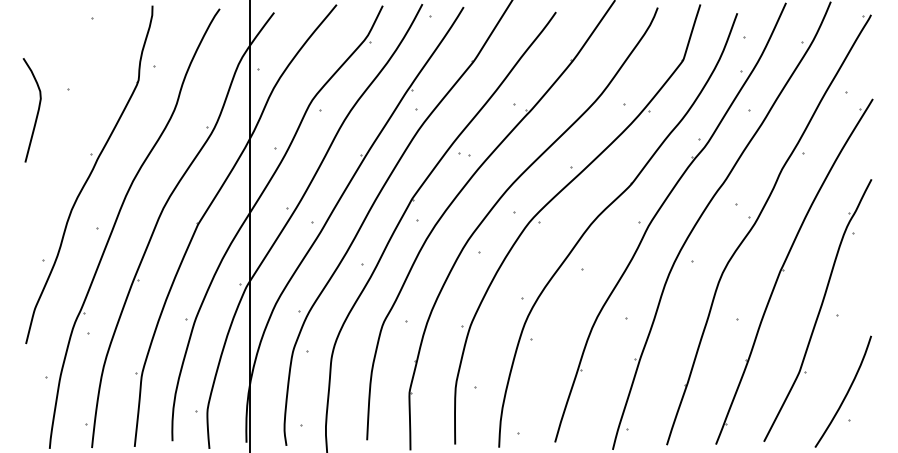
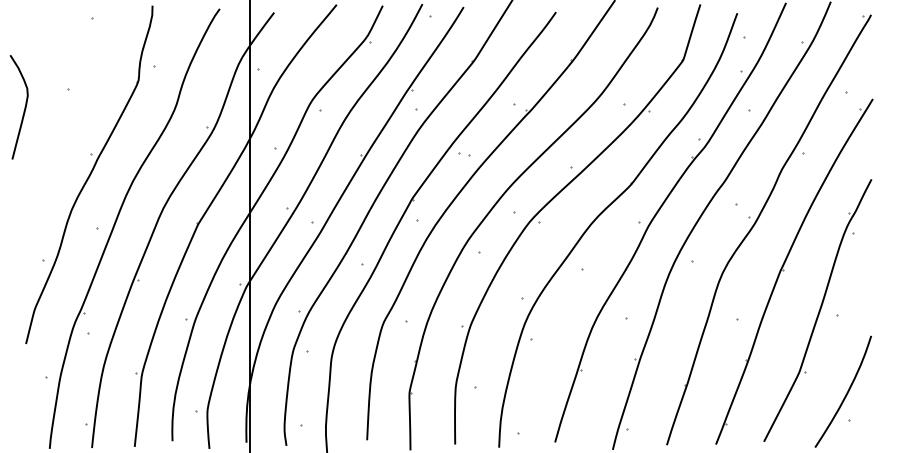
curve position: (37, 110) -> (24, 107) (24, 107)
